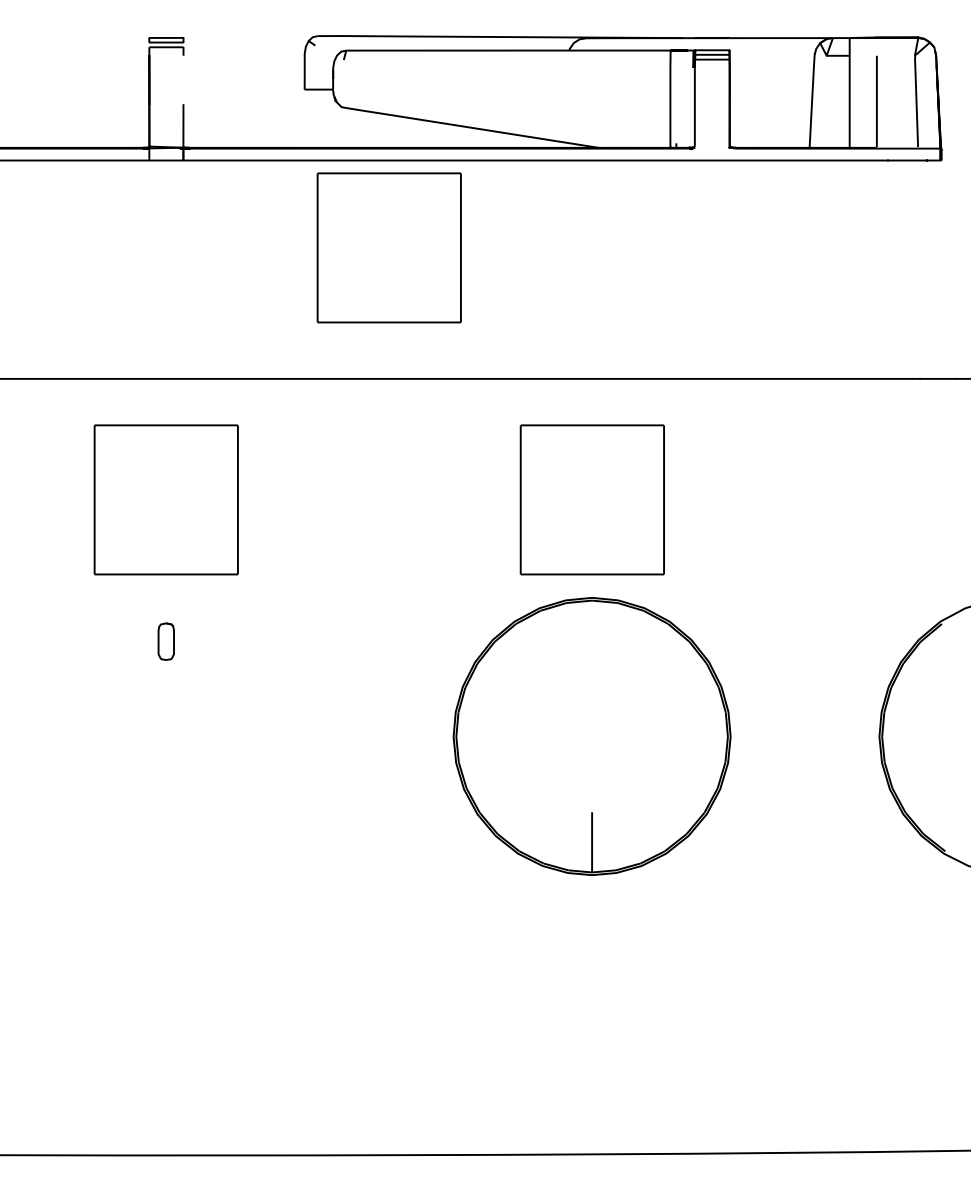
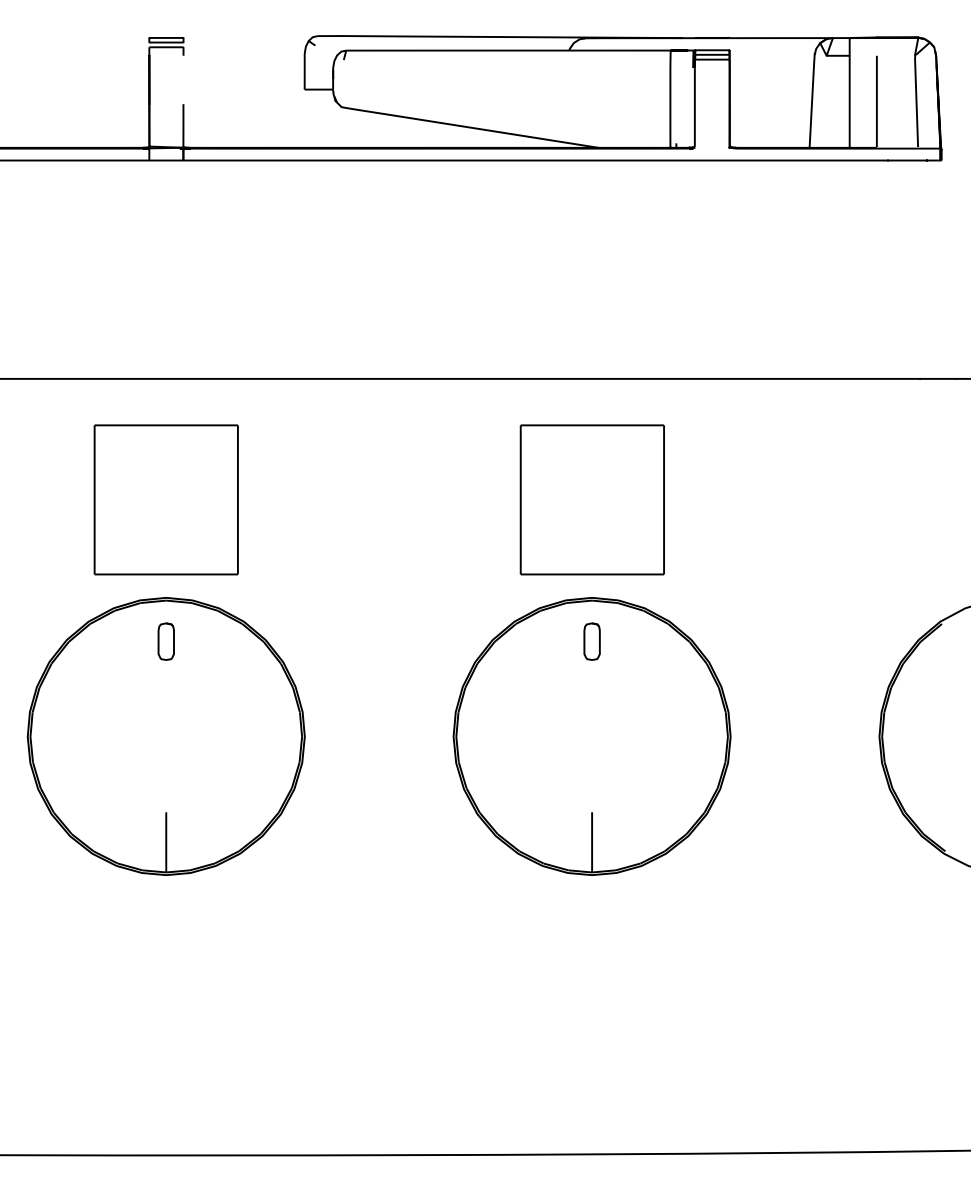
part: present -> none (388, 247)
part: none -> present (591, 641)
part: none -> present (165, 736)
